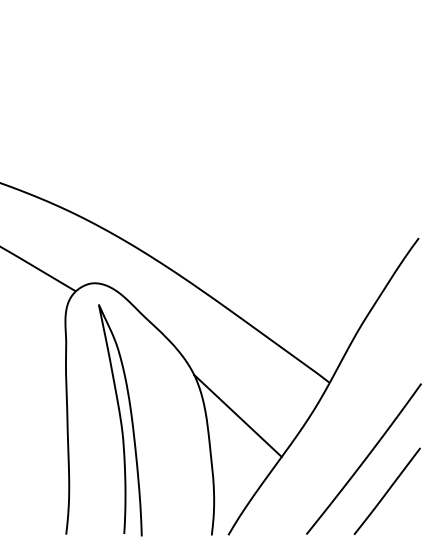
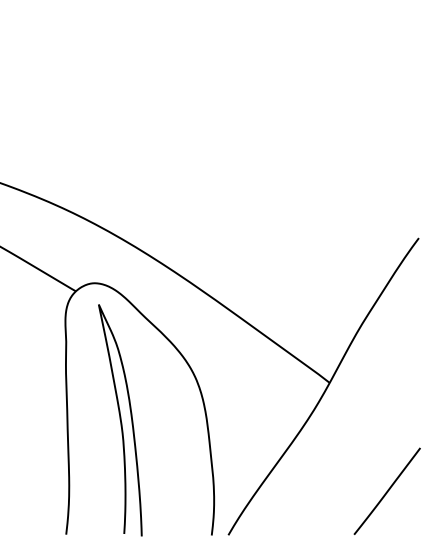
line: present -> none (237, 415)
curve: present -> none (364, 458)
